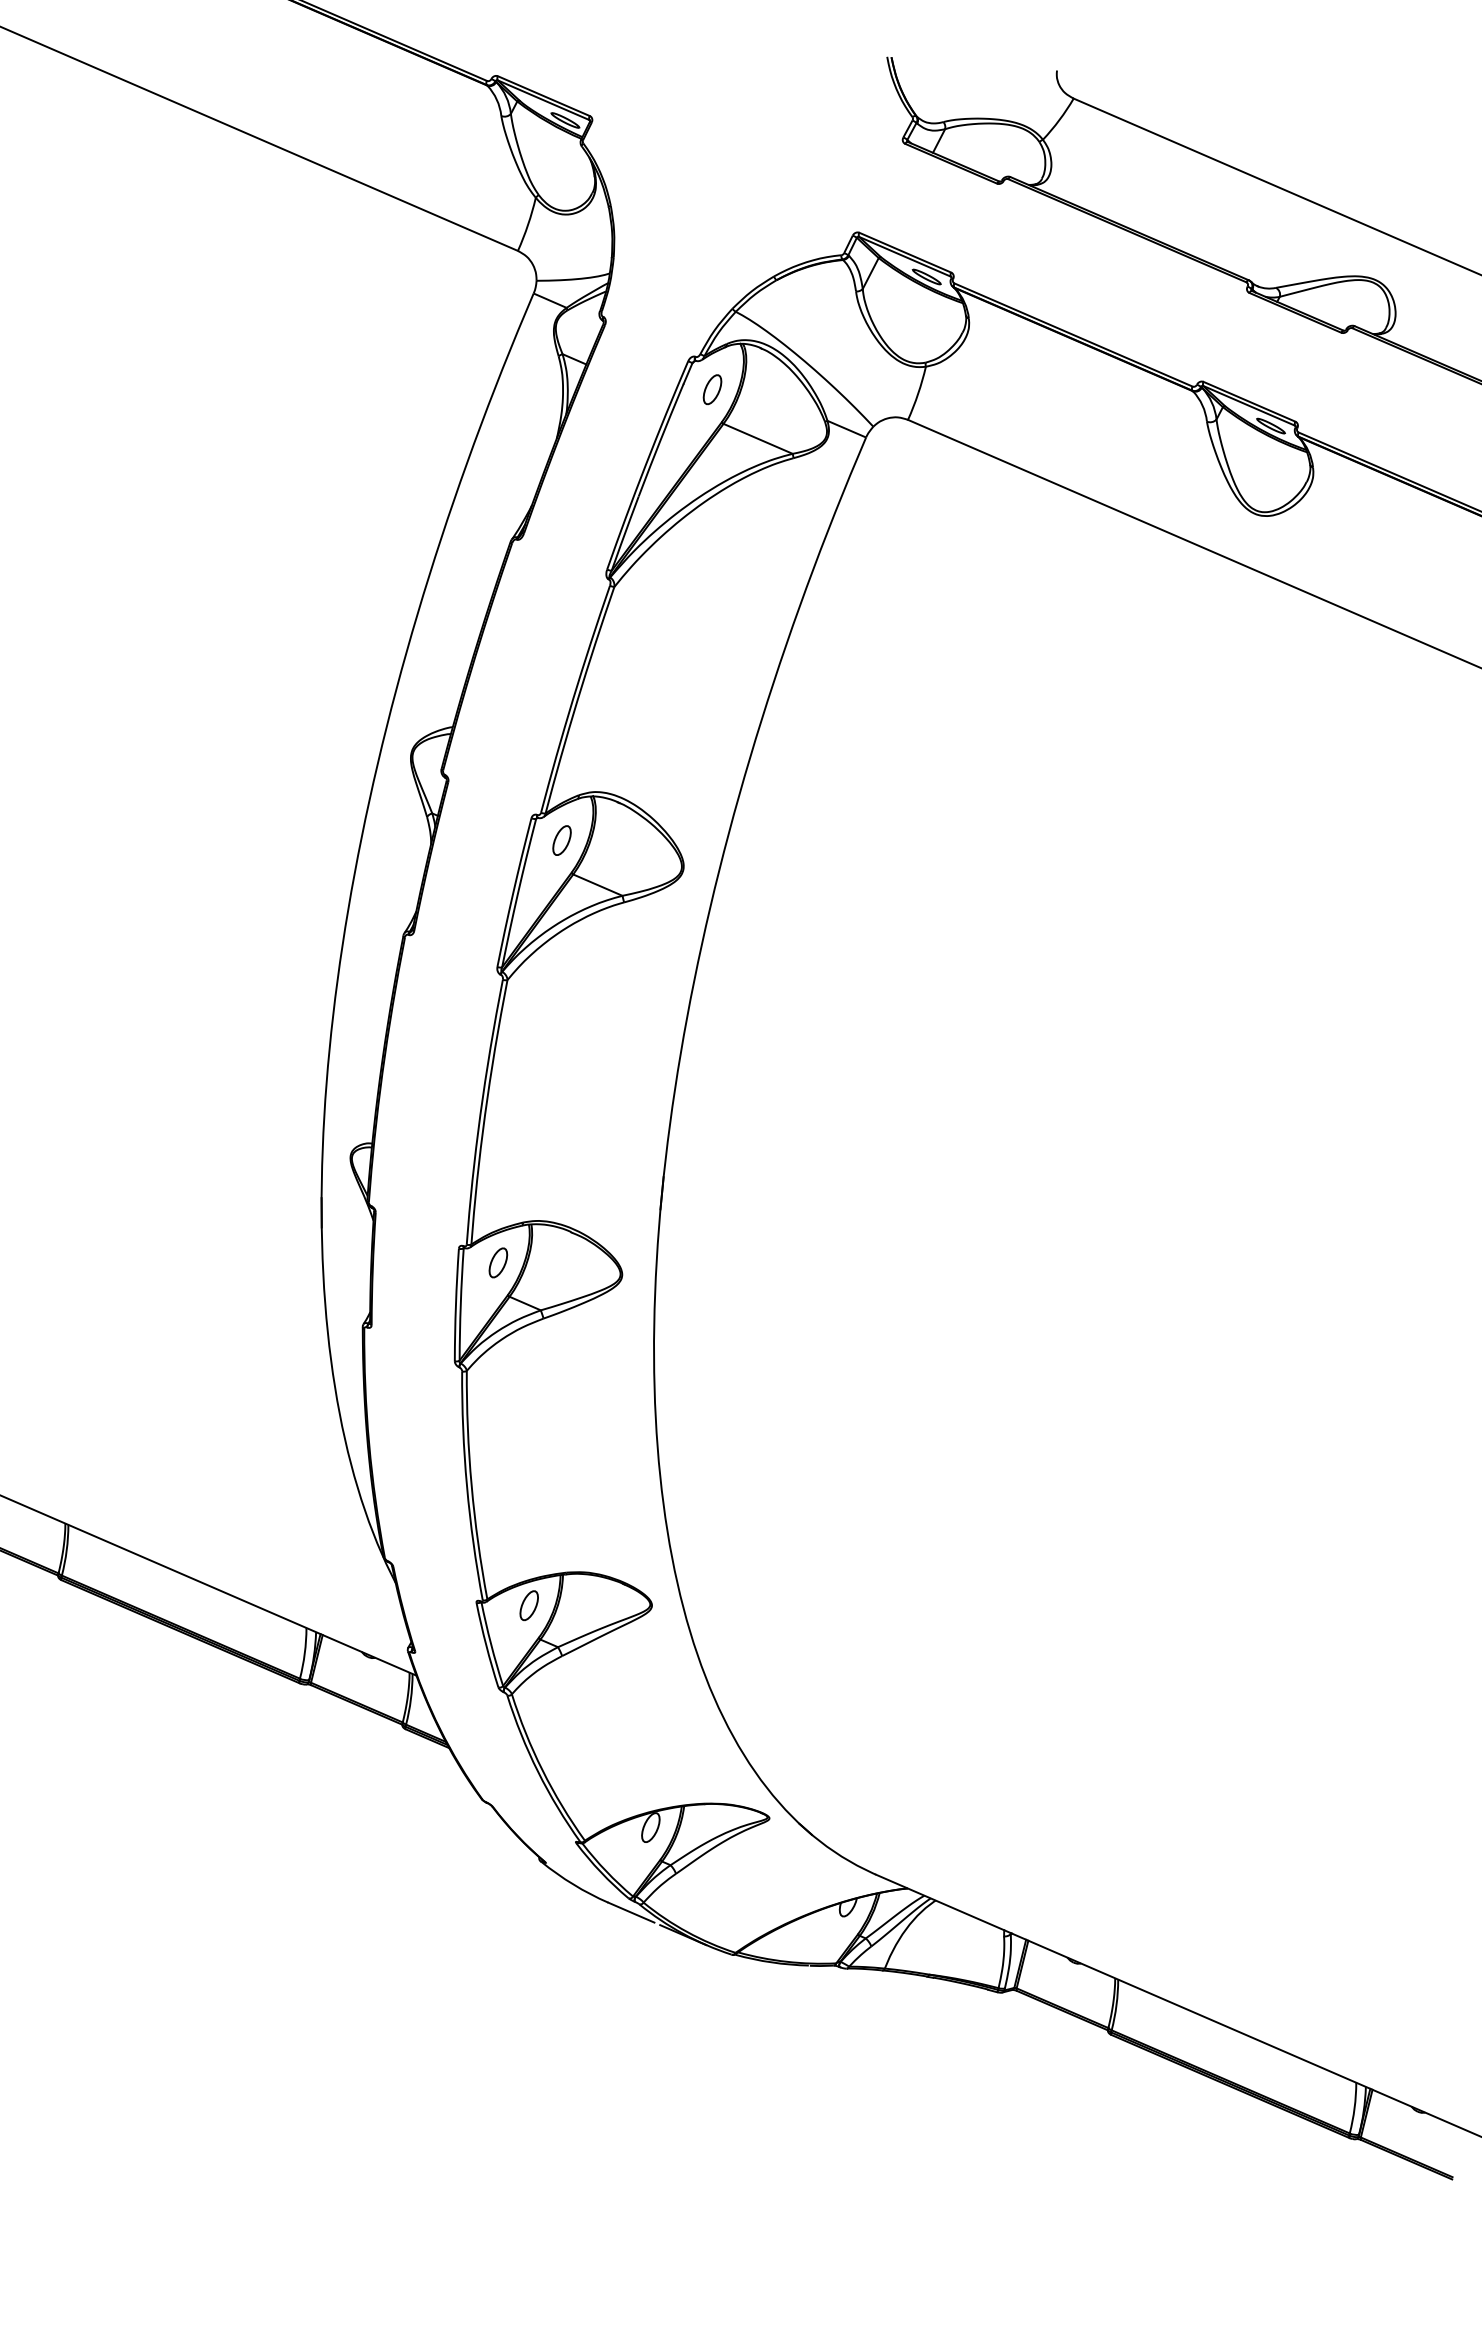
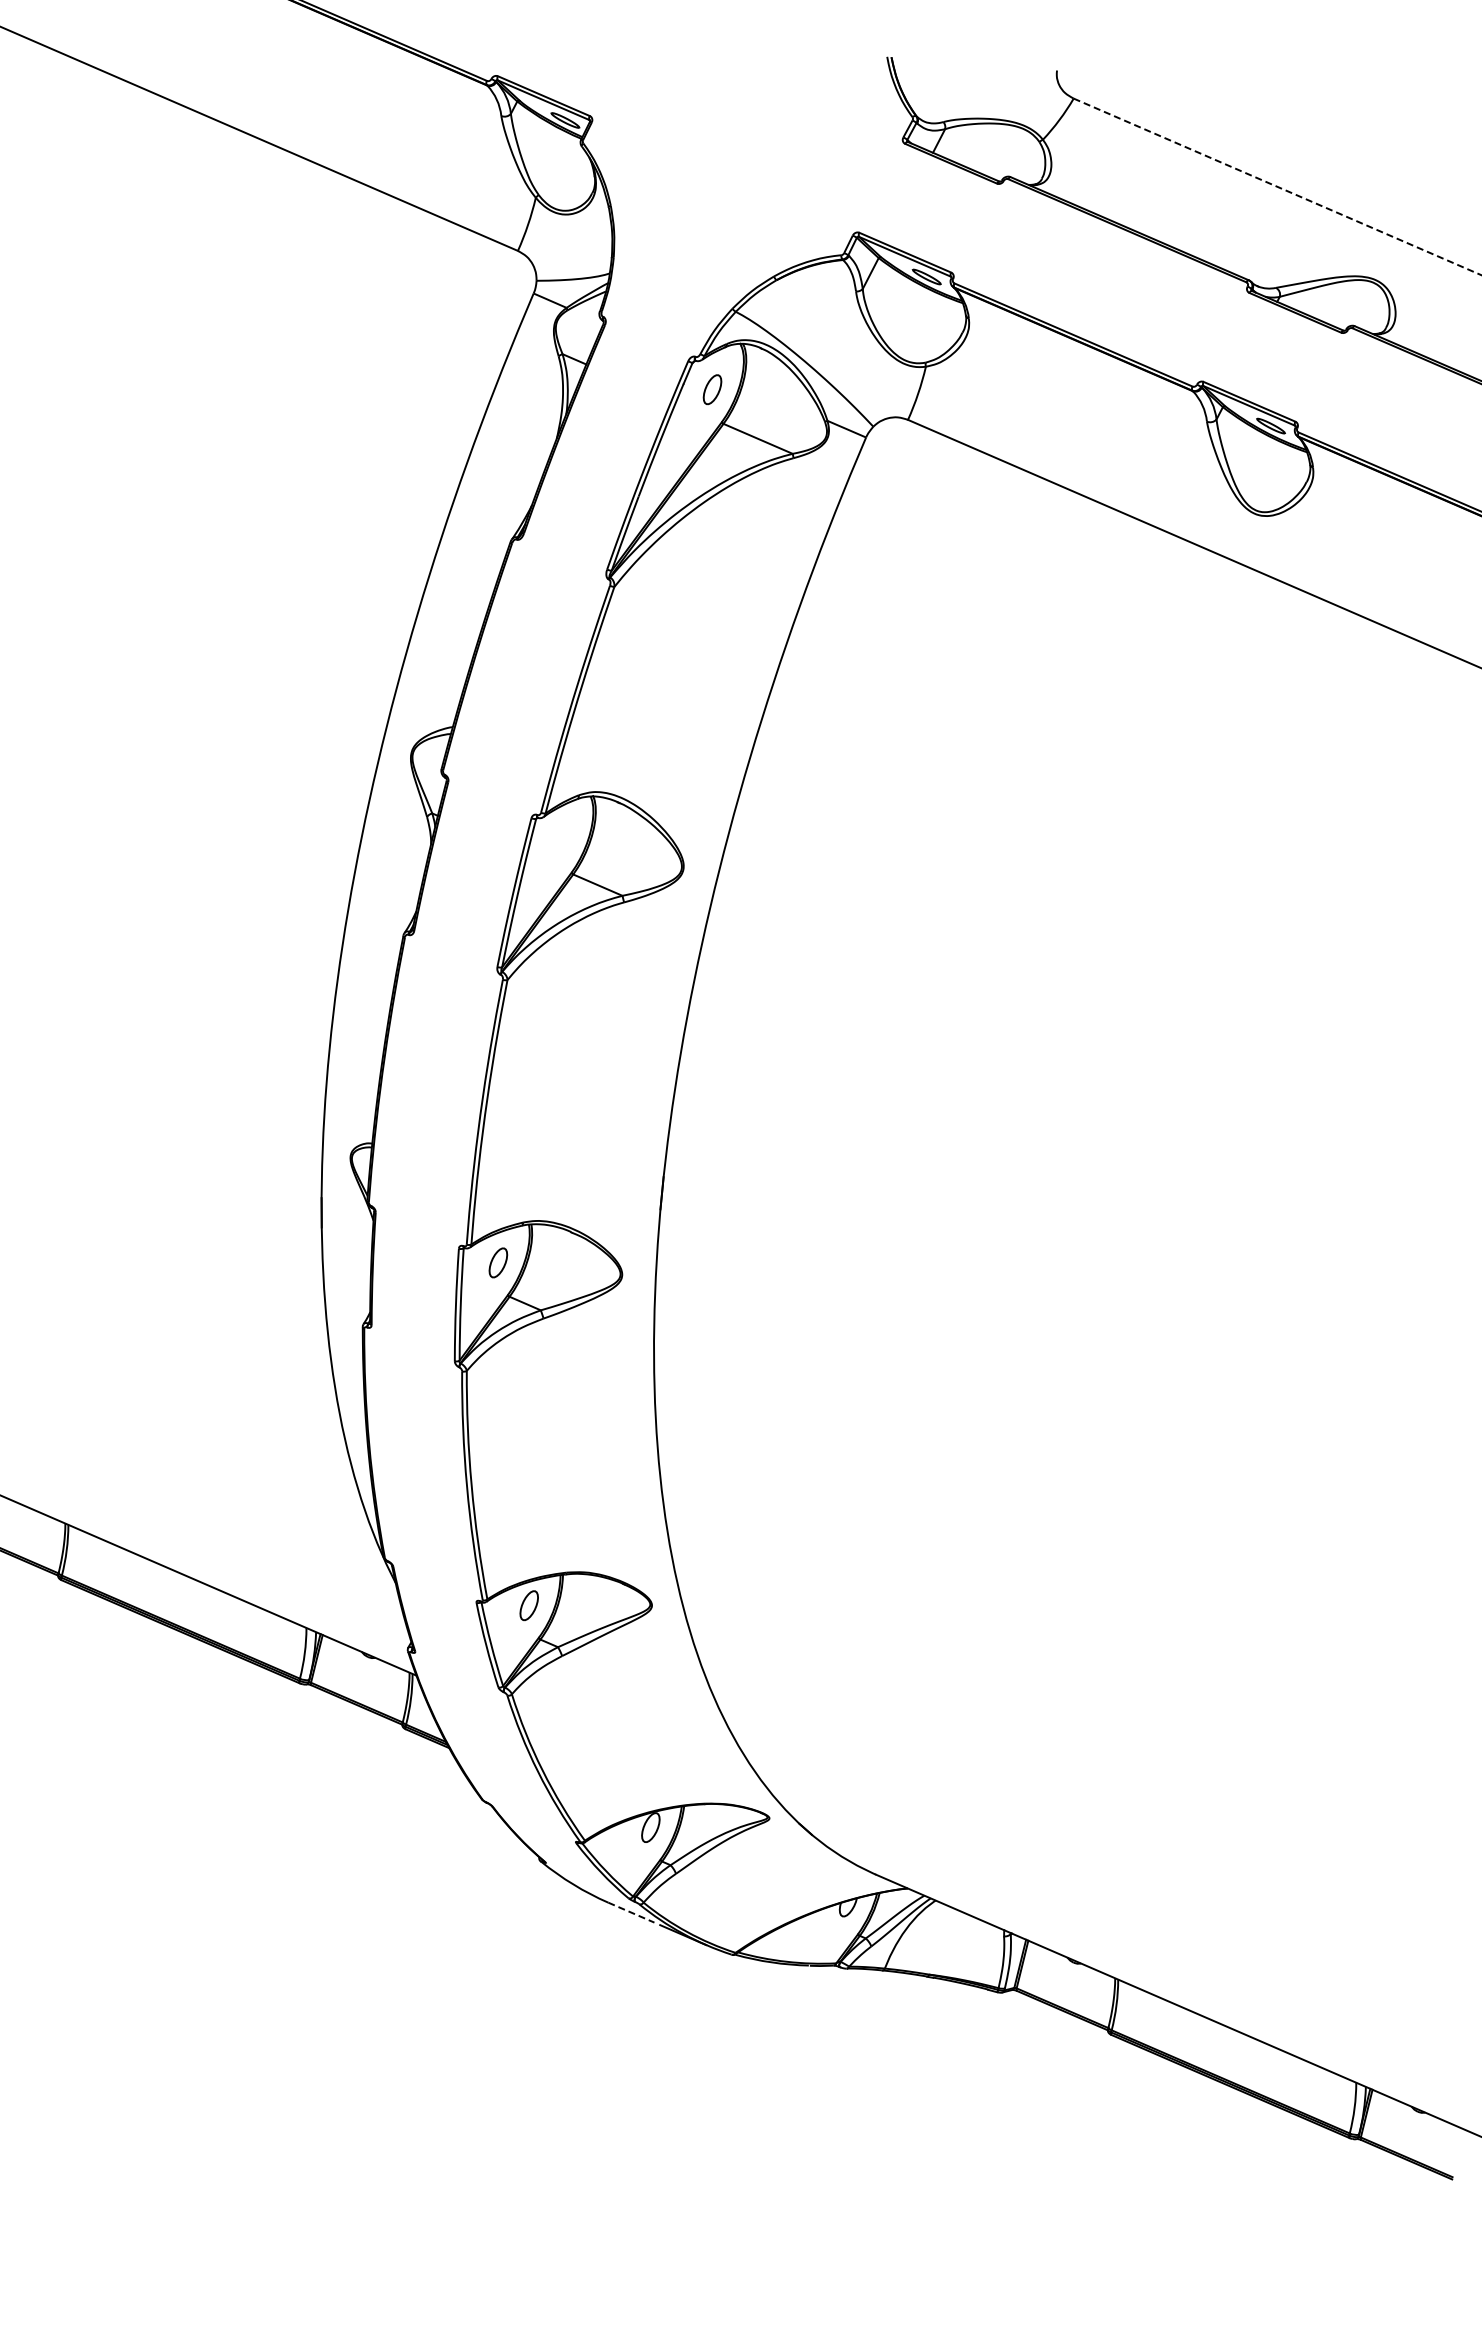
line: solid -> dashed (1278, 187)
part: present -> none (561, 840)
line: solid -> dashed (631, 1912)
